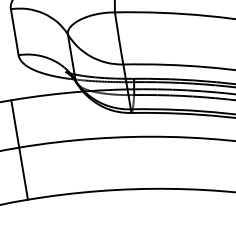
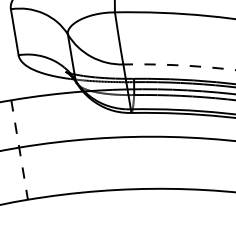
arc: solid -> dashed (179, 65)
line: solid -> dashed (19, 150)
